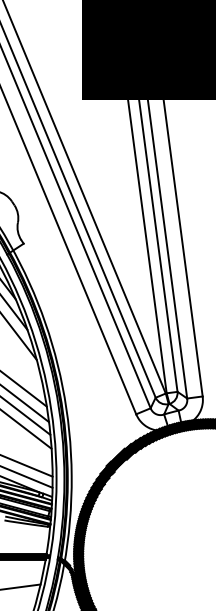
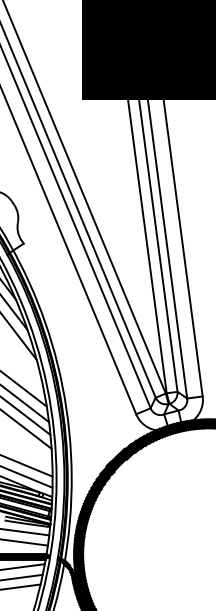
line: none -> present (25, 532)
line: none -> present (24, 542)
line: none -> present (23, 566)
line: none -> present (22, 577)
